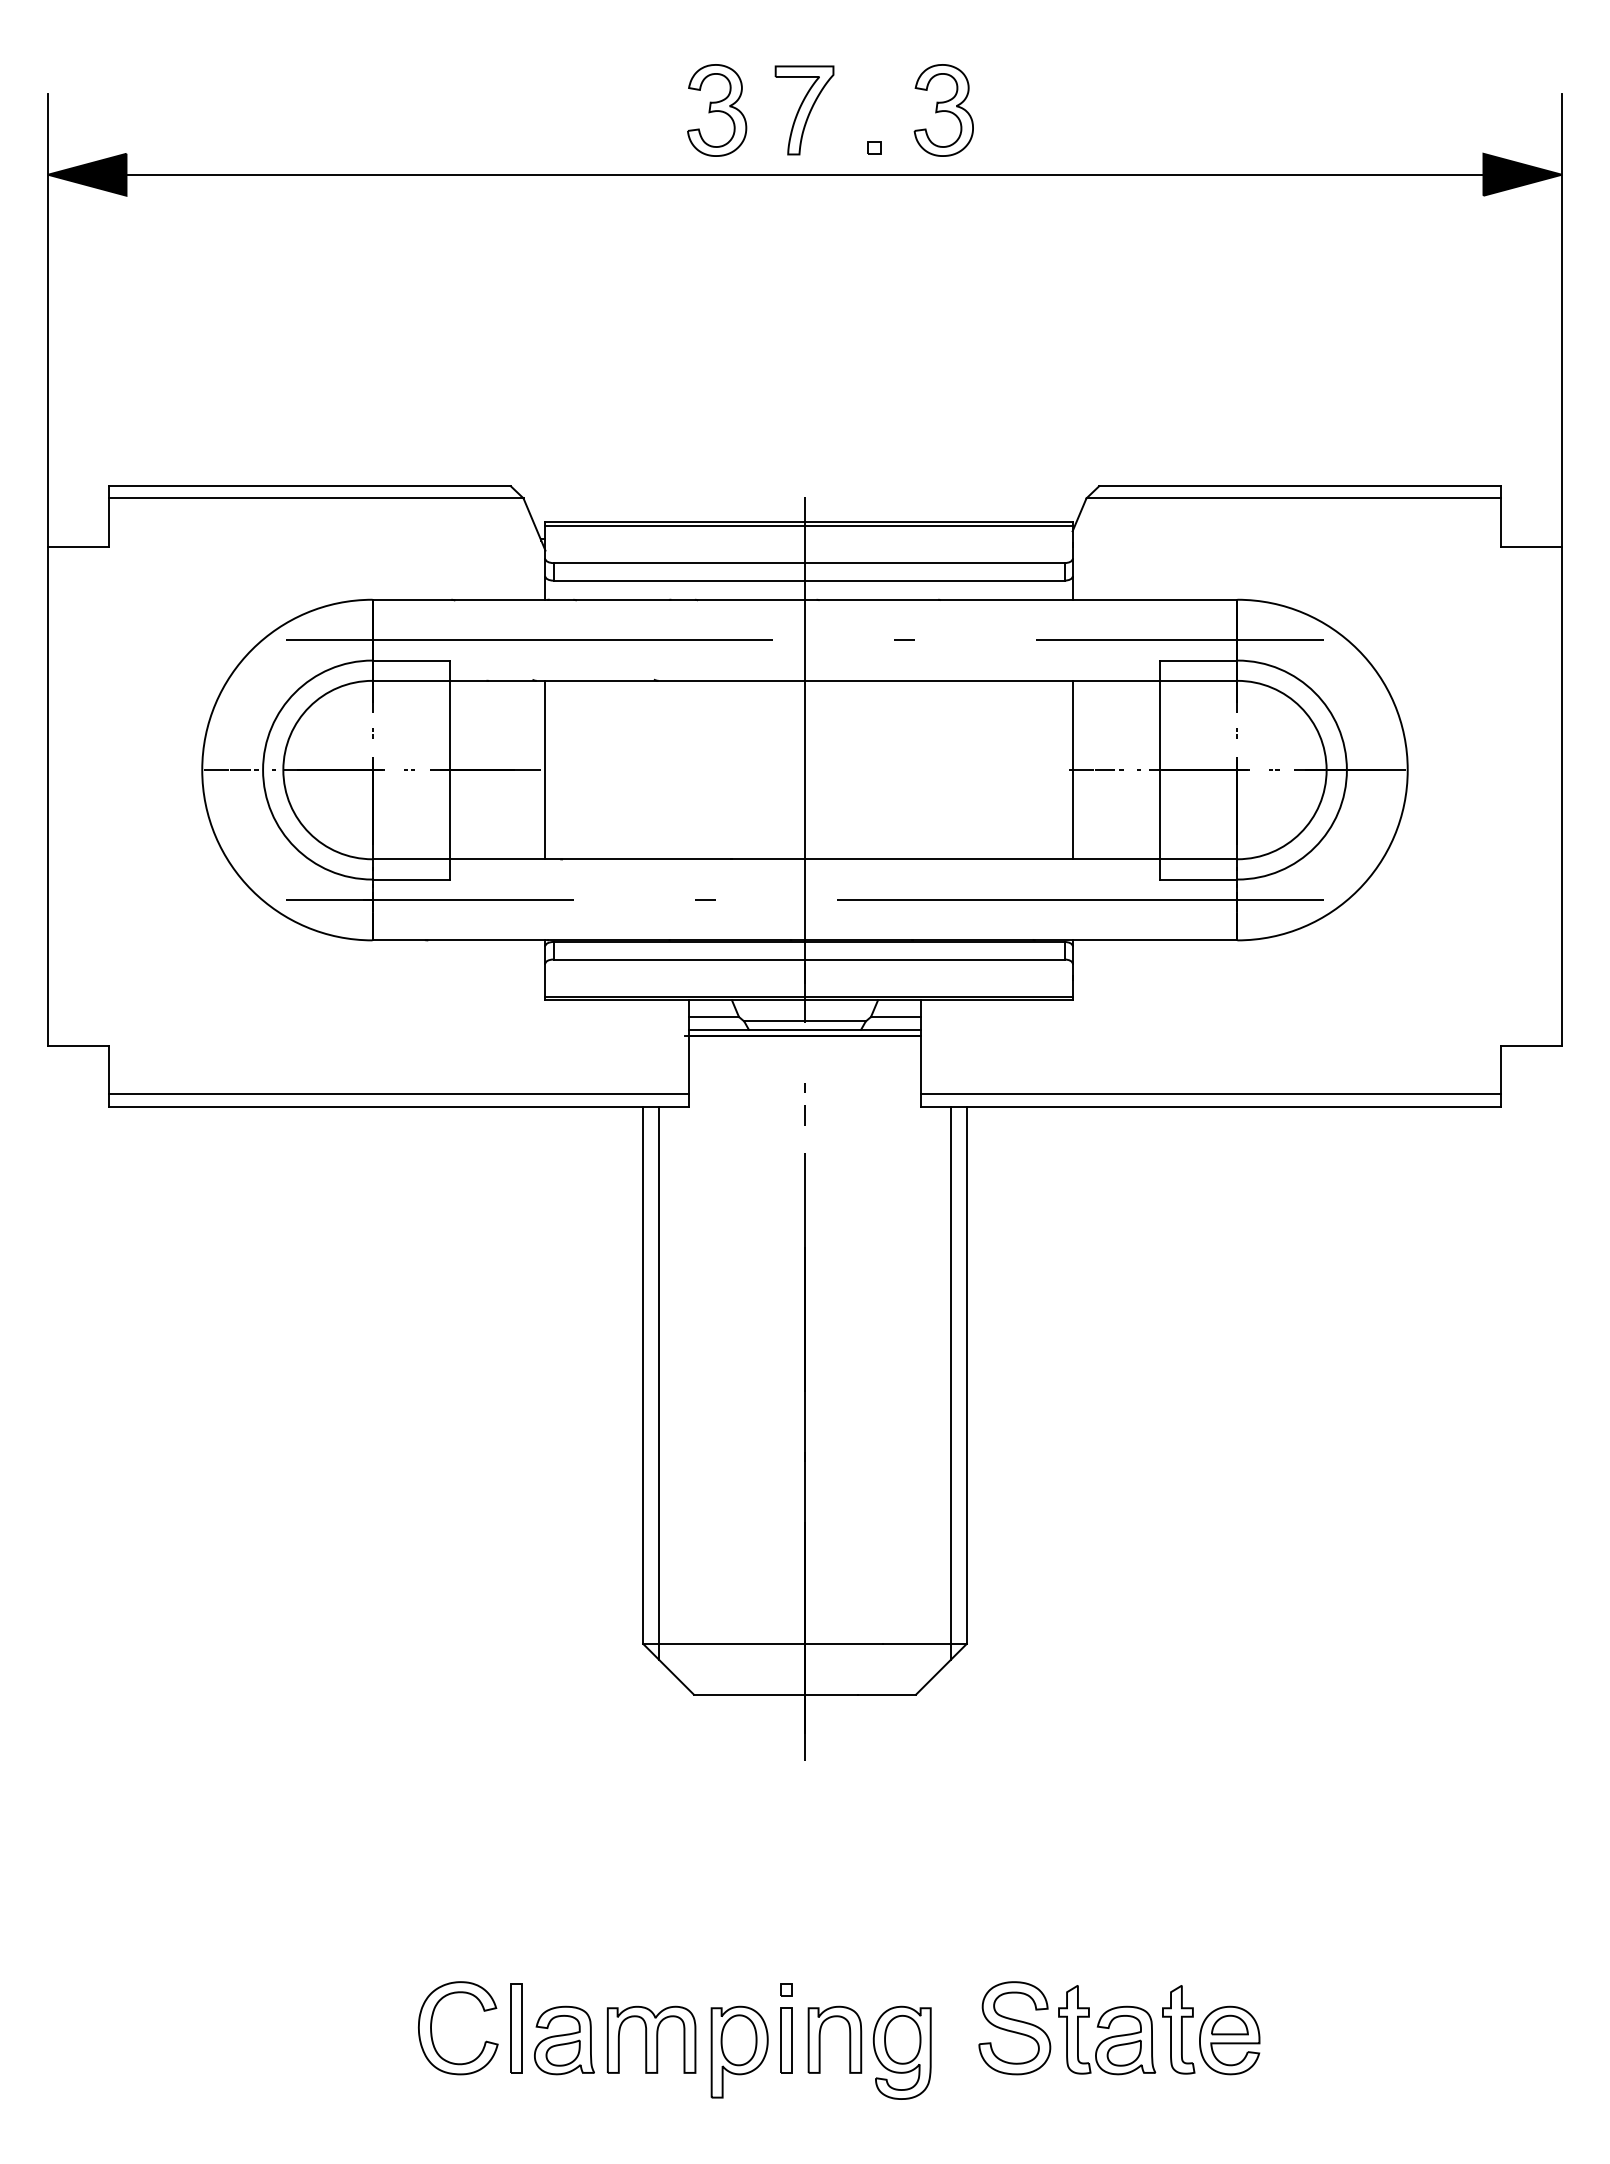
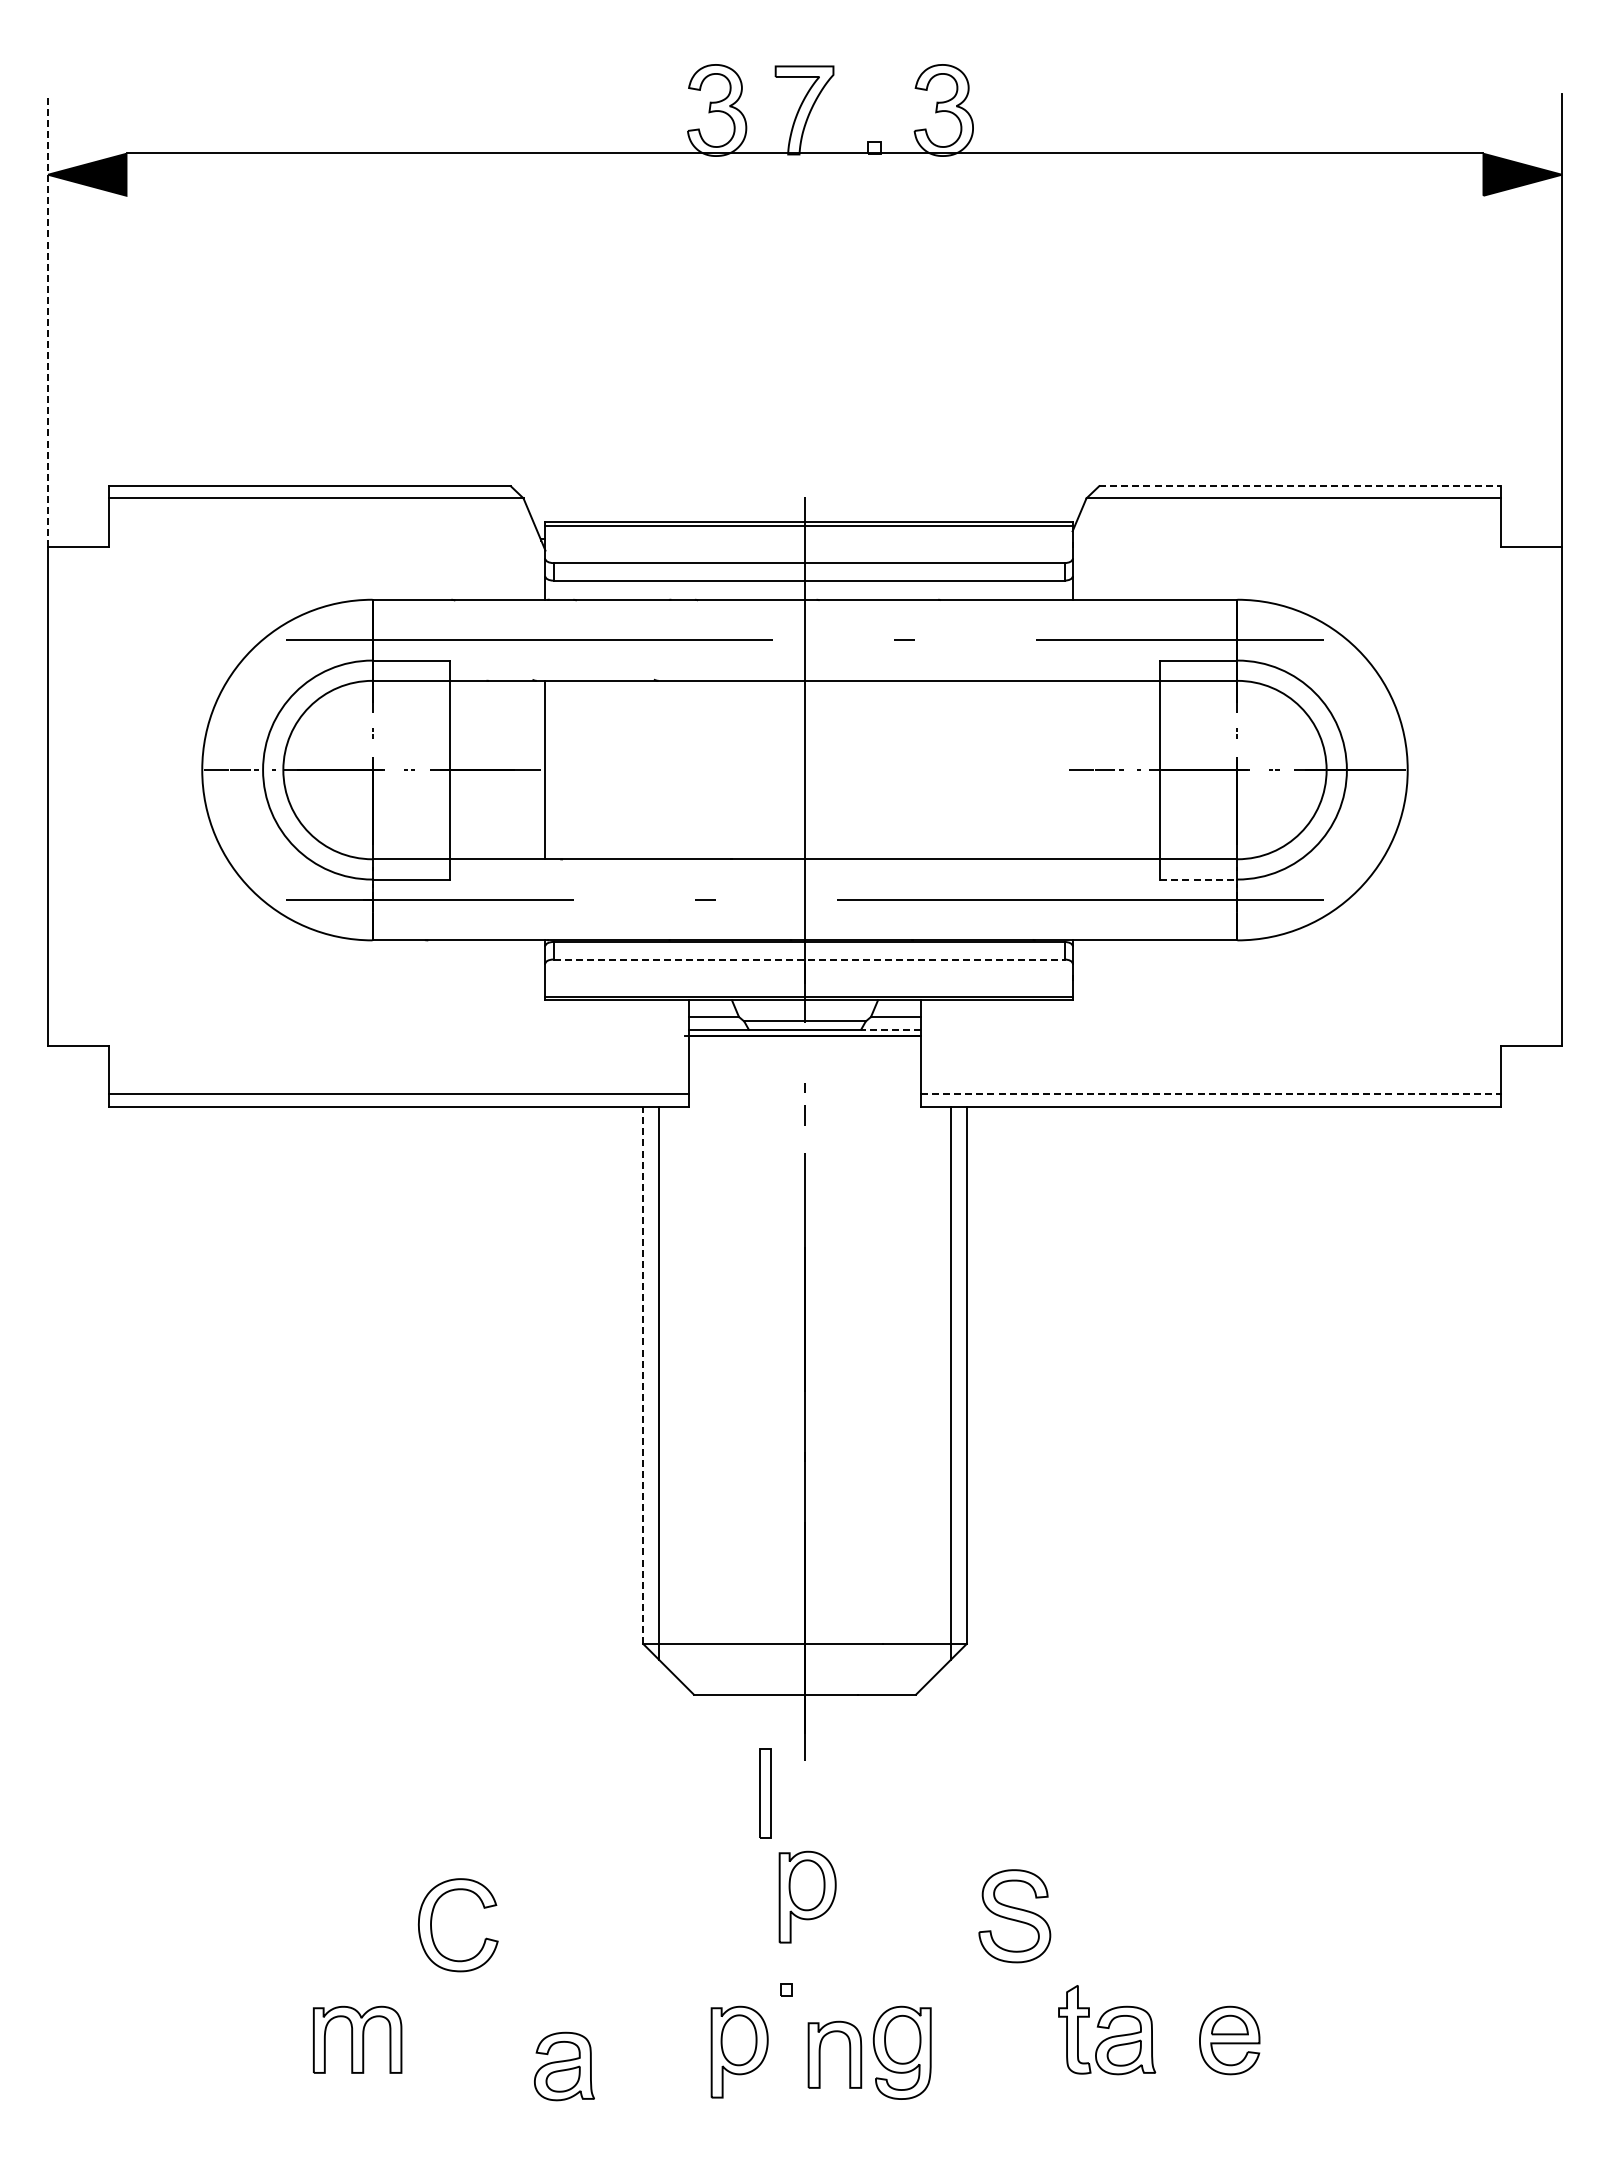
line position: (804, 174) -> (804, 152) (804, 152)
line: solid -> dashed (48, 320)
line: solid -> dashed (1300, 486)
line: present -> none (1072, 769)
line: solid -> dashed (1198, 879)
line: solid -> dashed (809, 959)
line: solid -> dashed (891, 1029)
line: solid -> dashed (1211, 1094)
line: solid -> dashed (643, 1375)
part: none -> present (807, 1896)
part position: (516, 2028) -> (765, 1793) (765, 1793)
part position: (1014, 2028) -> (1014, 1916) (1014, 1916)
part: present -> none (1178, 2029)
part position: (432, 2032) -> (432, 1929) (432, 1929)
part position: (651, 2039) -> (357, 2039) (357, 2039)
part position: (820, 2039) -> (820, 2054) (820, 2054)
part position: (564, 2040) -> (564, 2066) (564, 2066)
part: present -> none (786, 2040)
